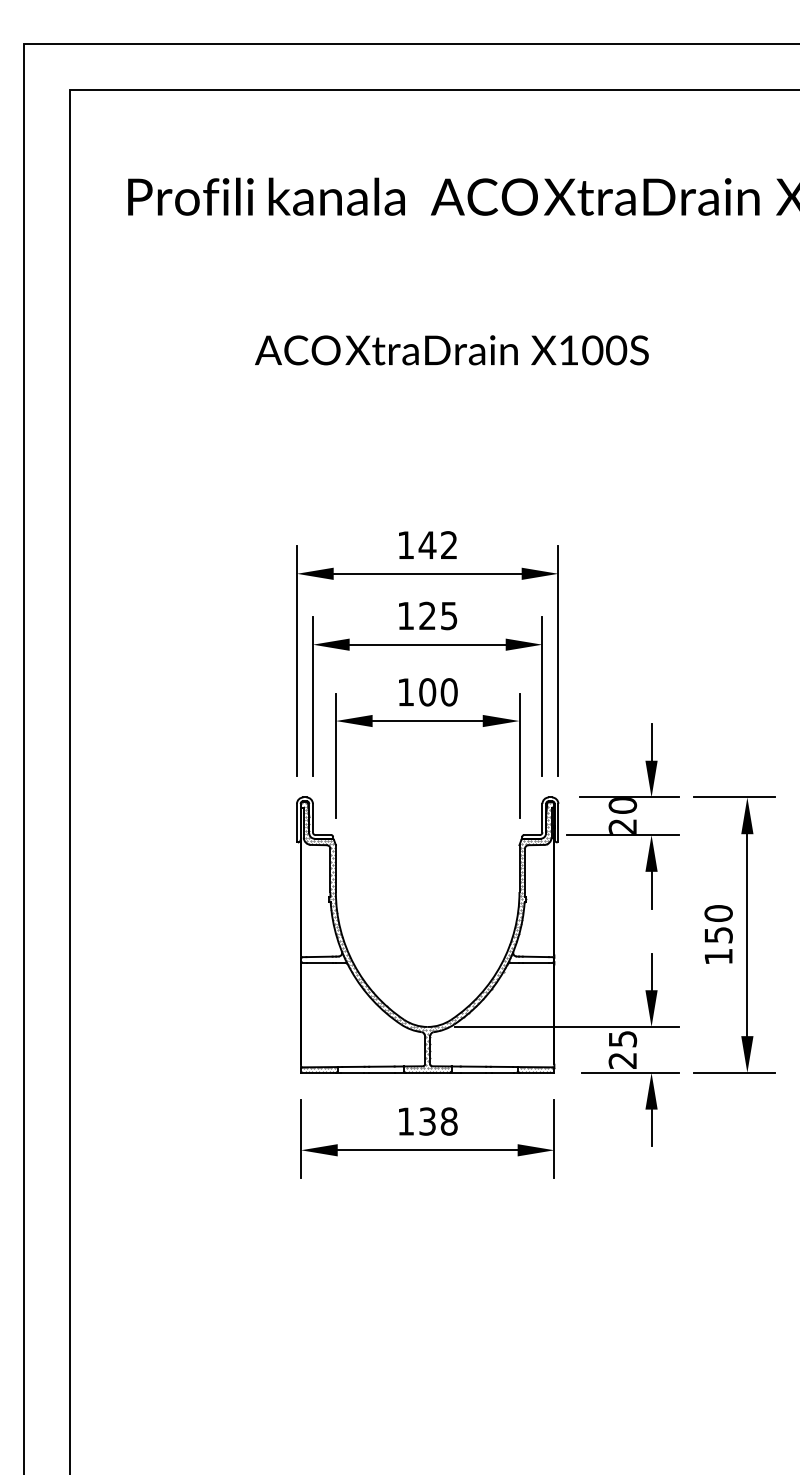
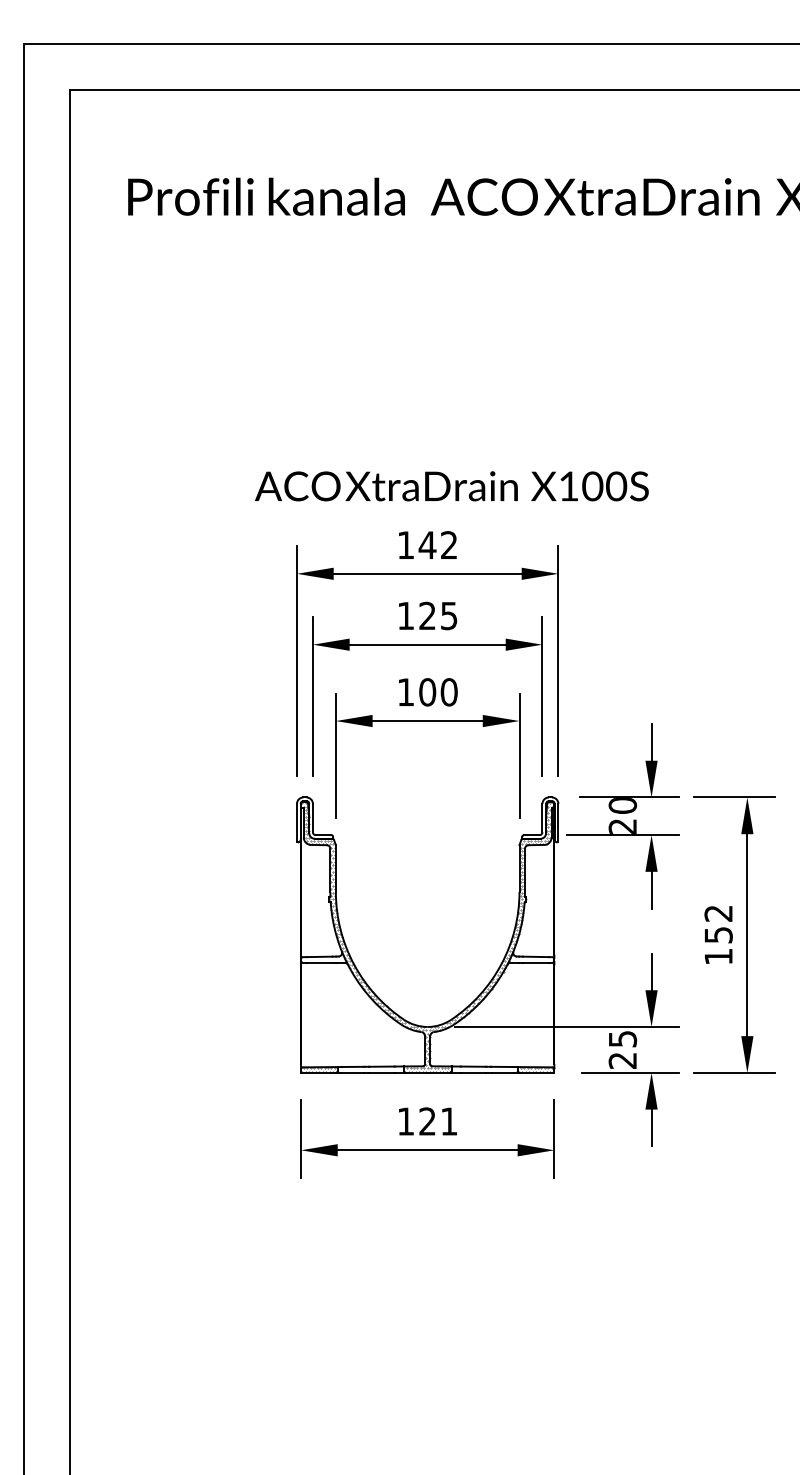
text position: (451, 350) -> (451, 486) (451, 486)
text: 150 -> 152 (718, 913)
text: 138 -> 121 (438, 1121)
